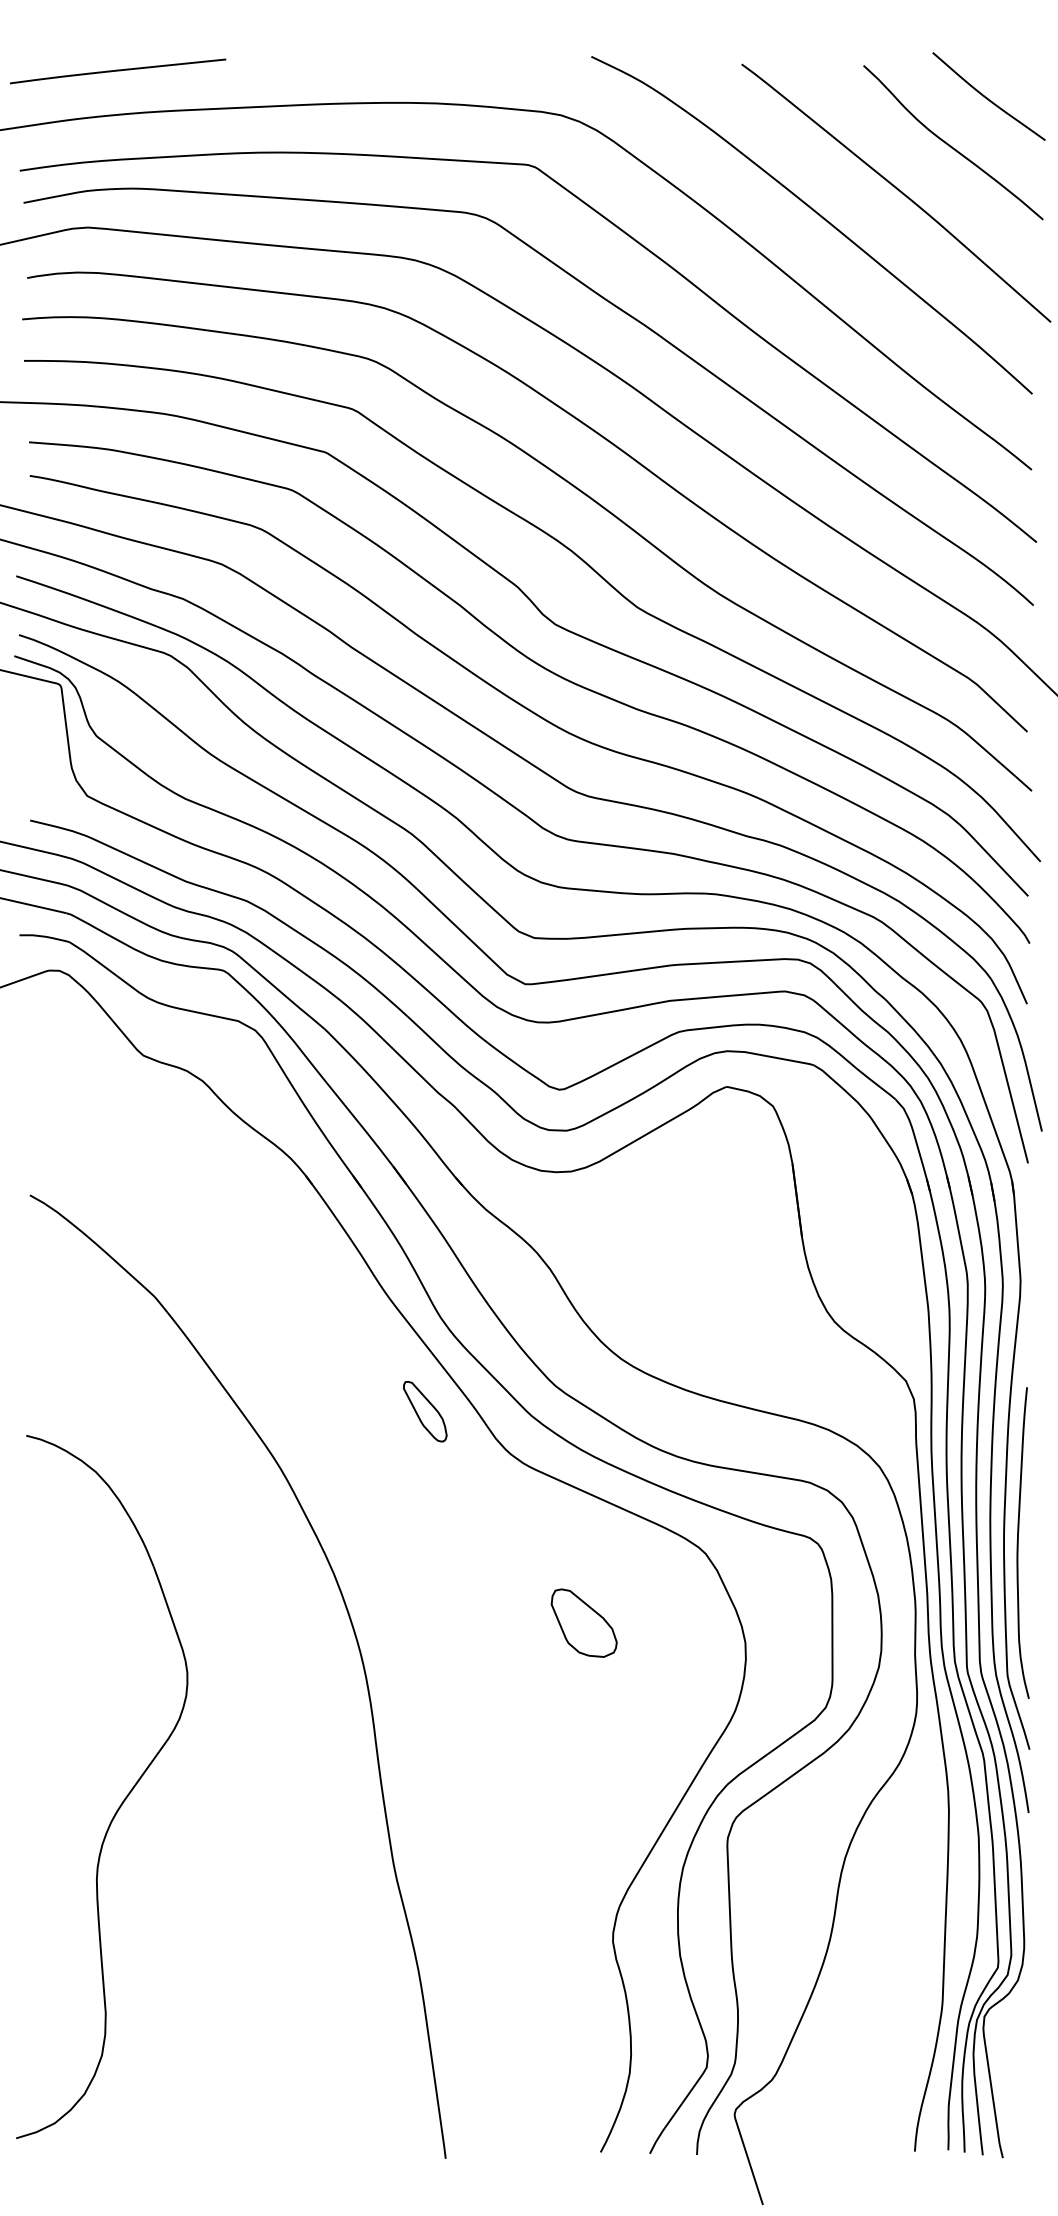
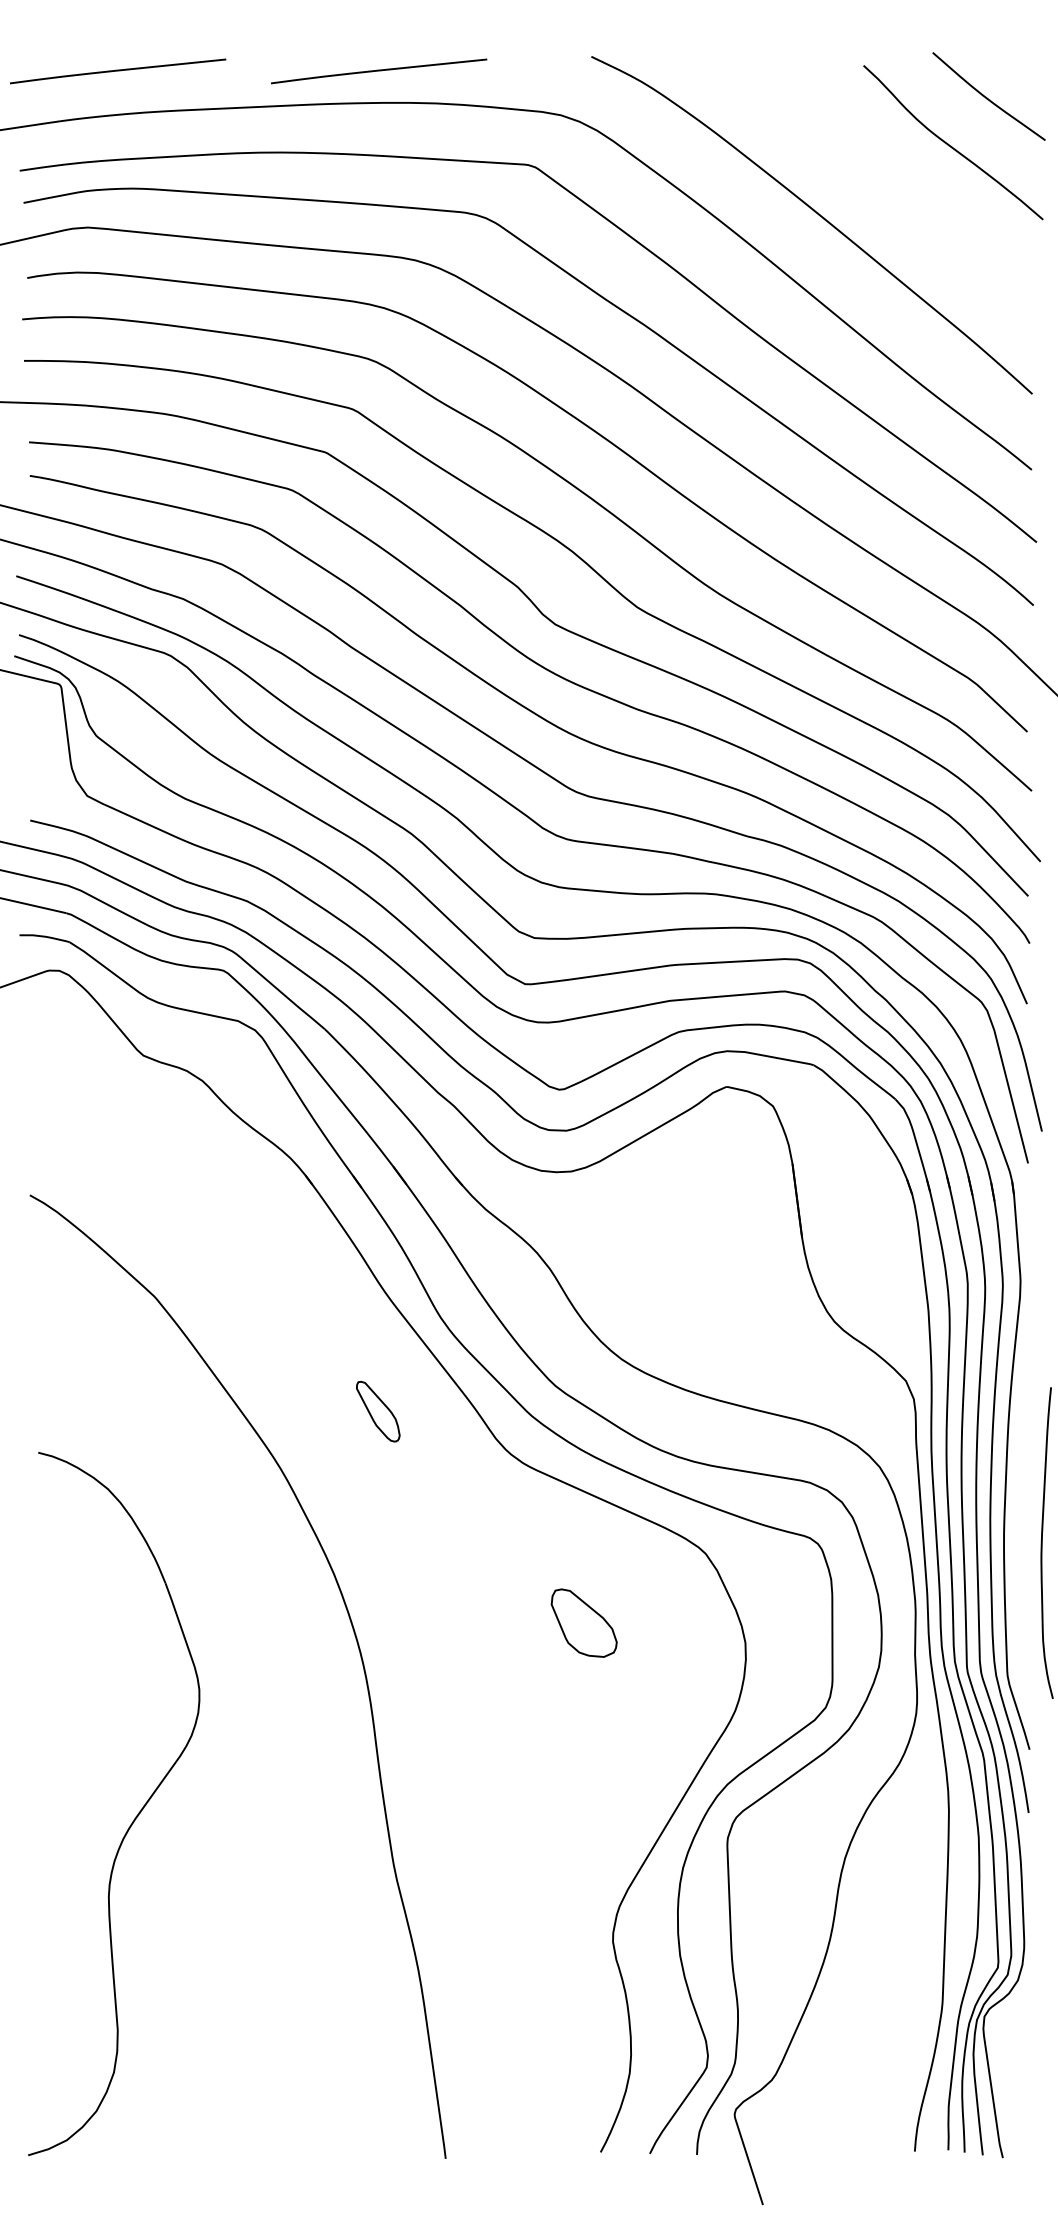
curve: none -> present (379, 71)
curve: present -> none (897, 190)
part position: (425, 1411) -> (378, 1411) (378, 1411)
curve position: (1018, 1542) -> (1042, 1542) (1042, 1542)
part position: (123, 1799) -> (135, 1816) (135, 1816)
